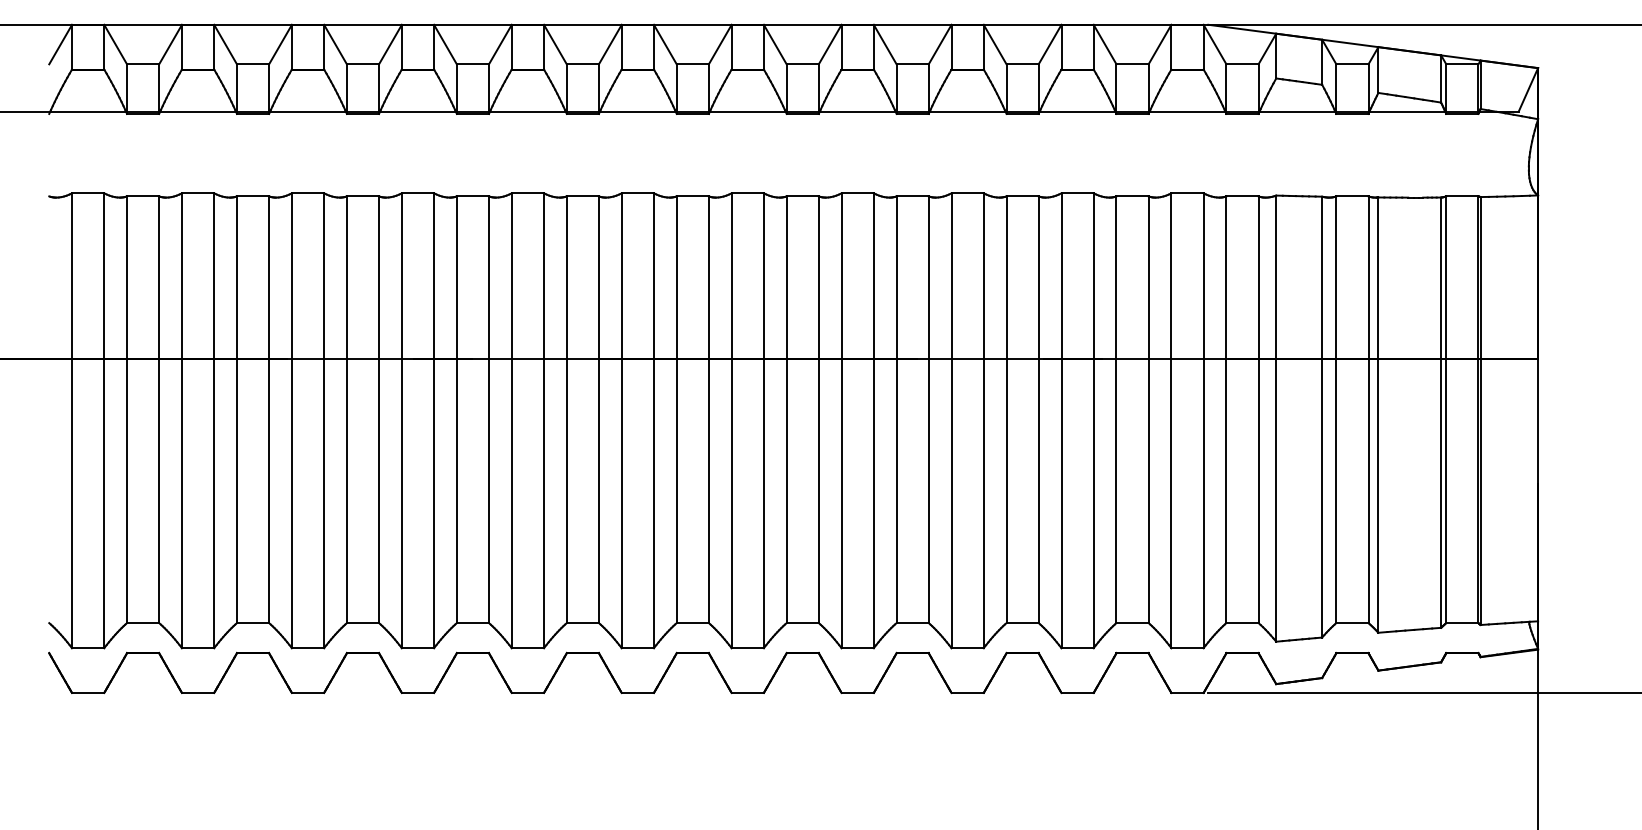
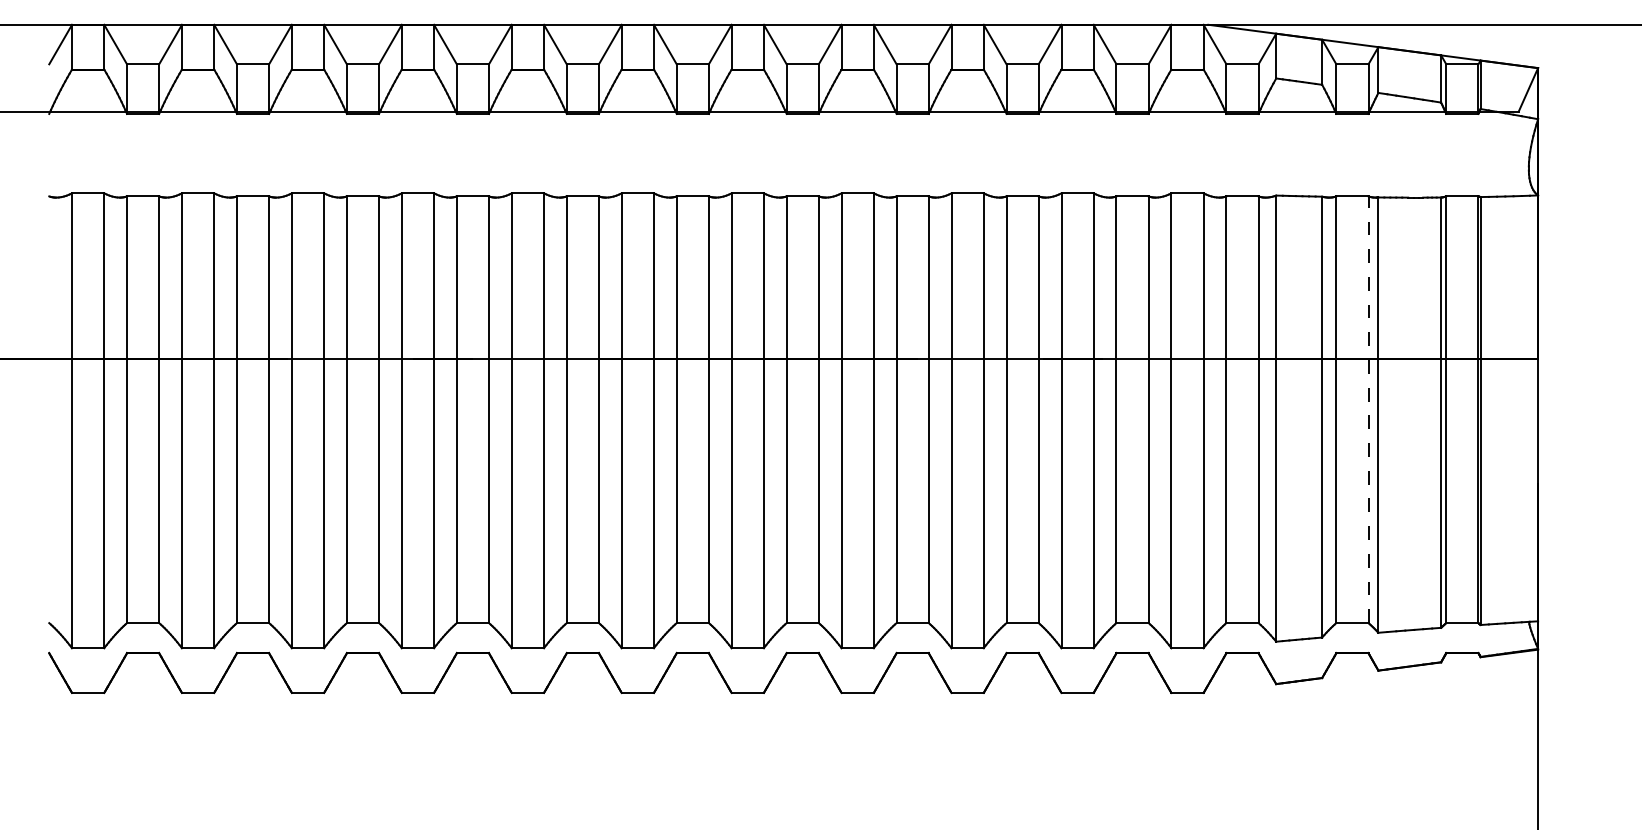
line: solid -> dashed (1368, 409)
line: present -> none (1423, 693)
